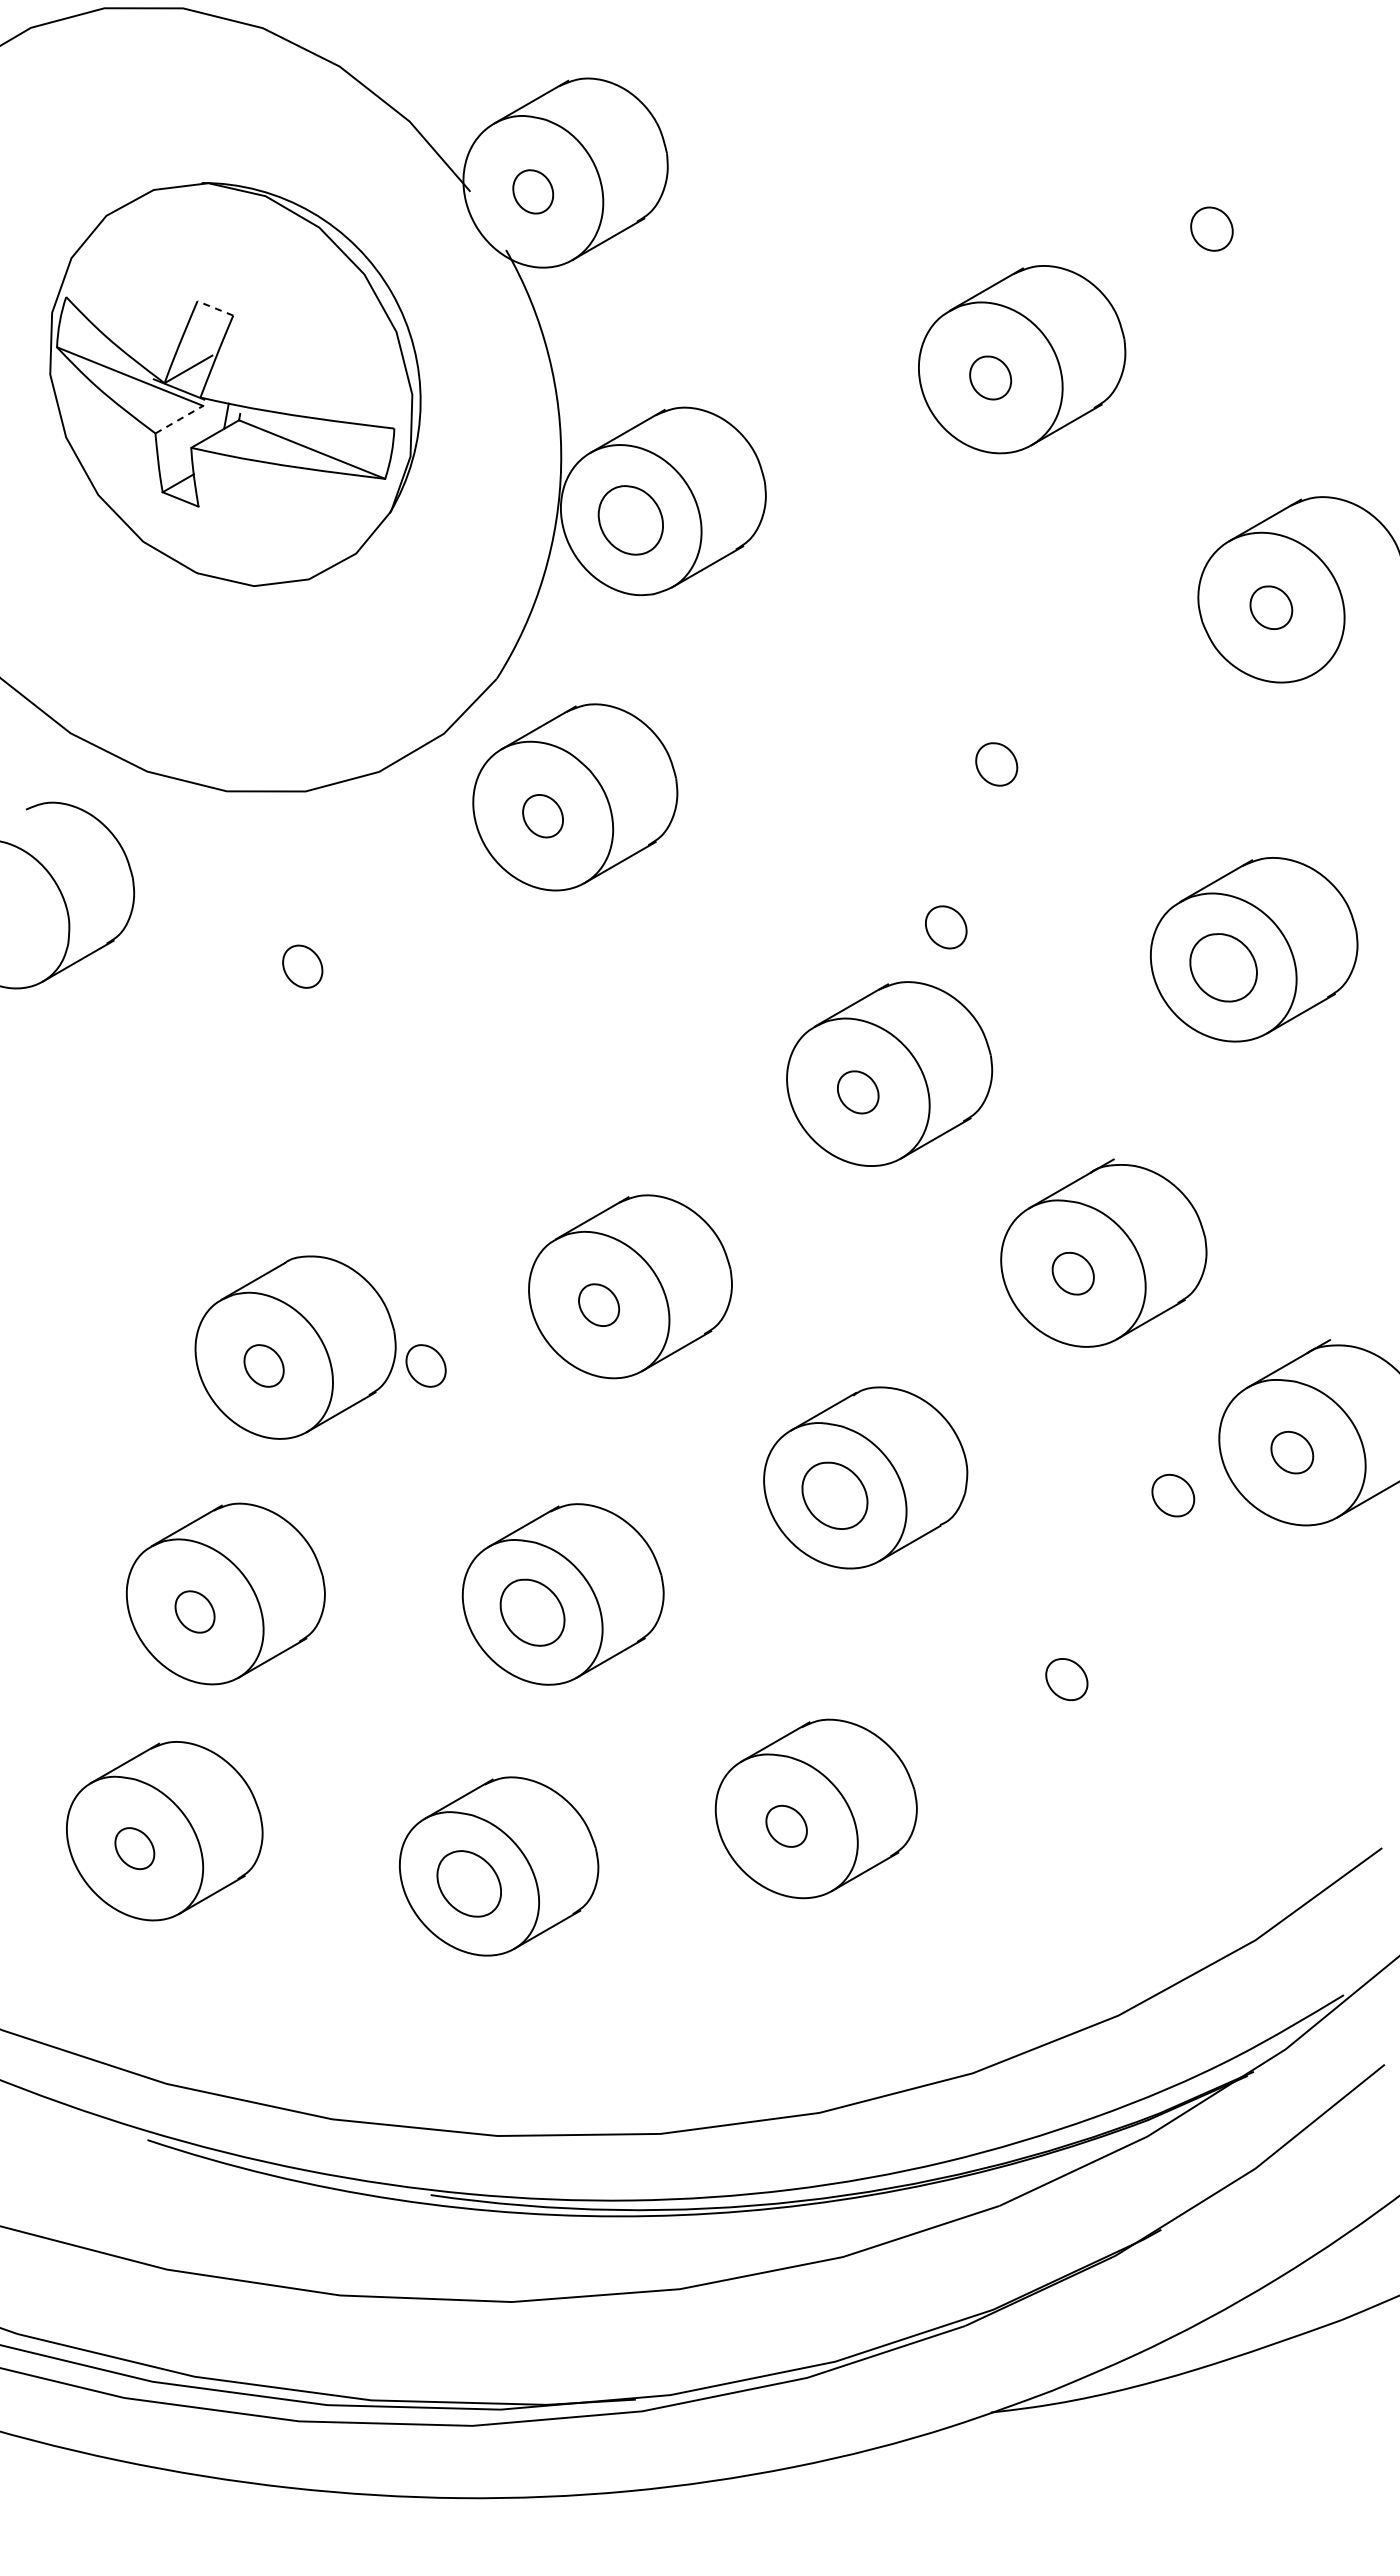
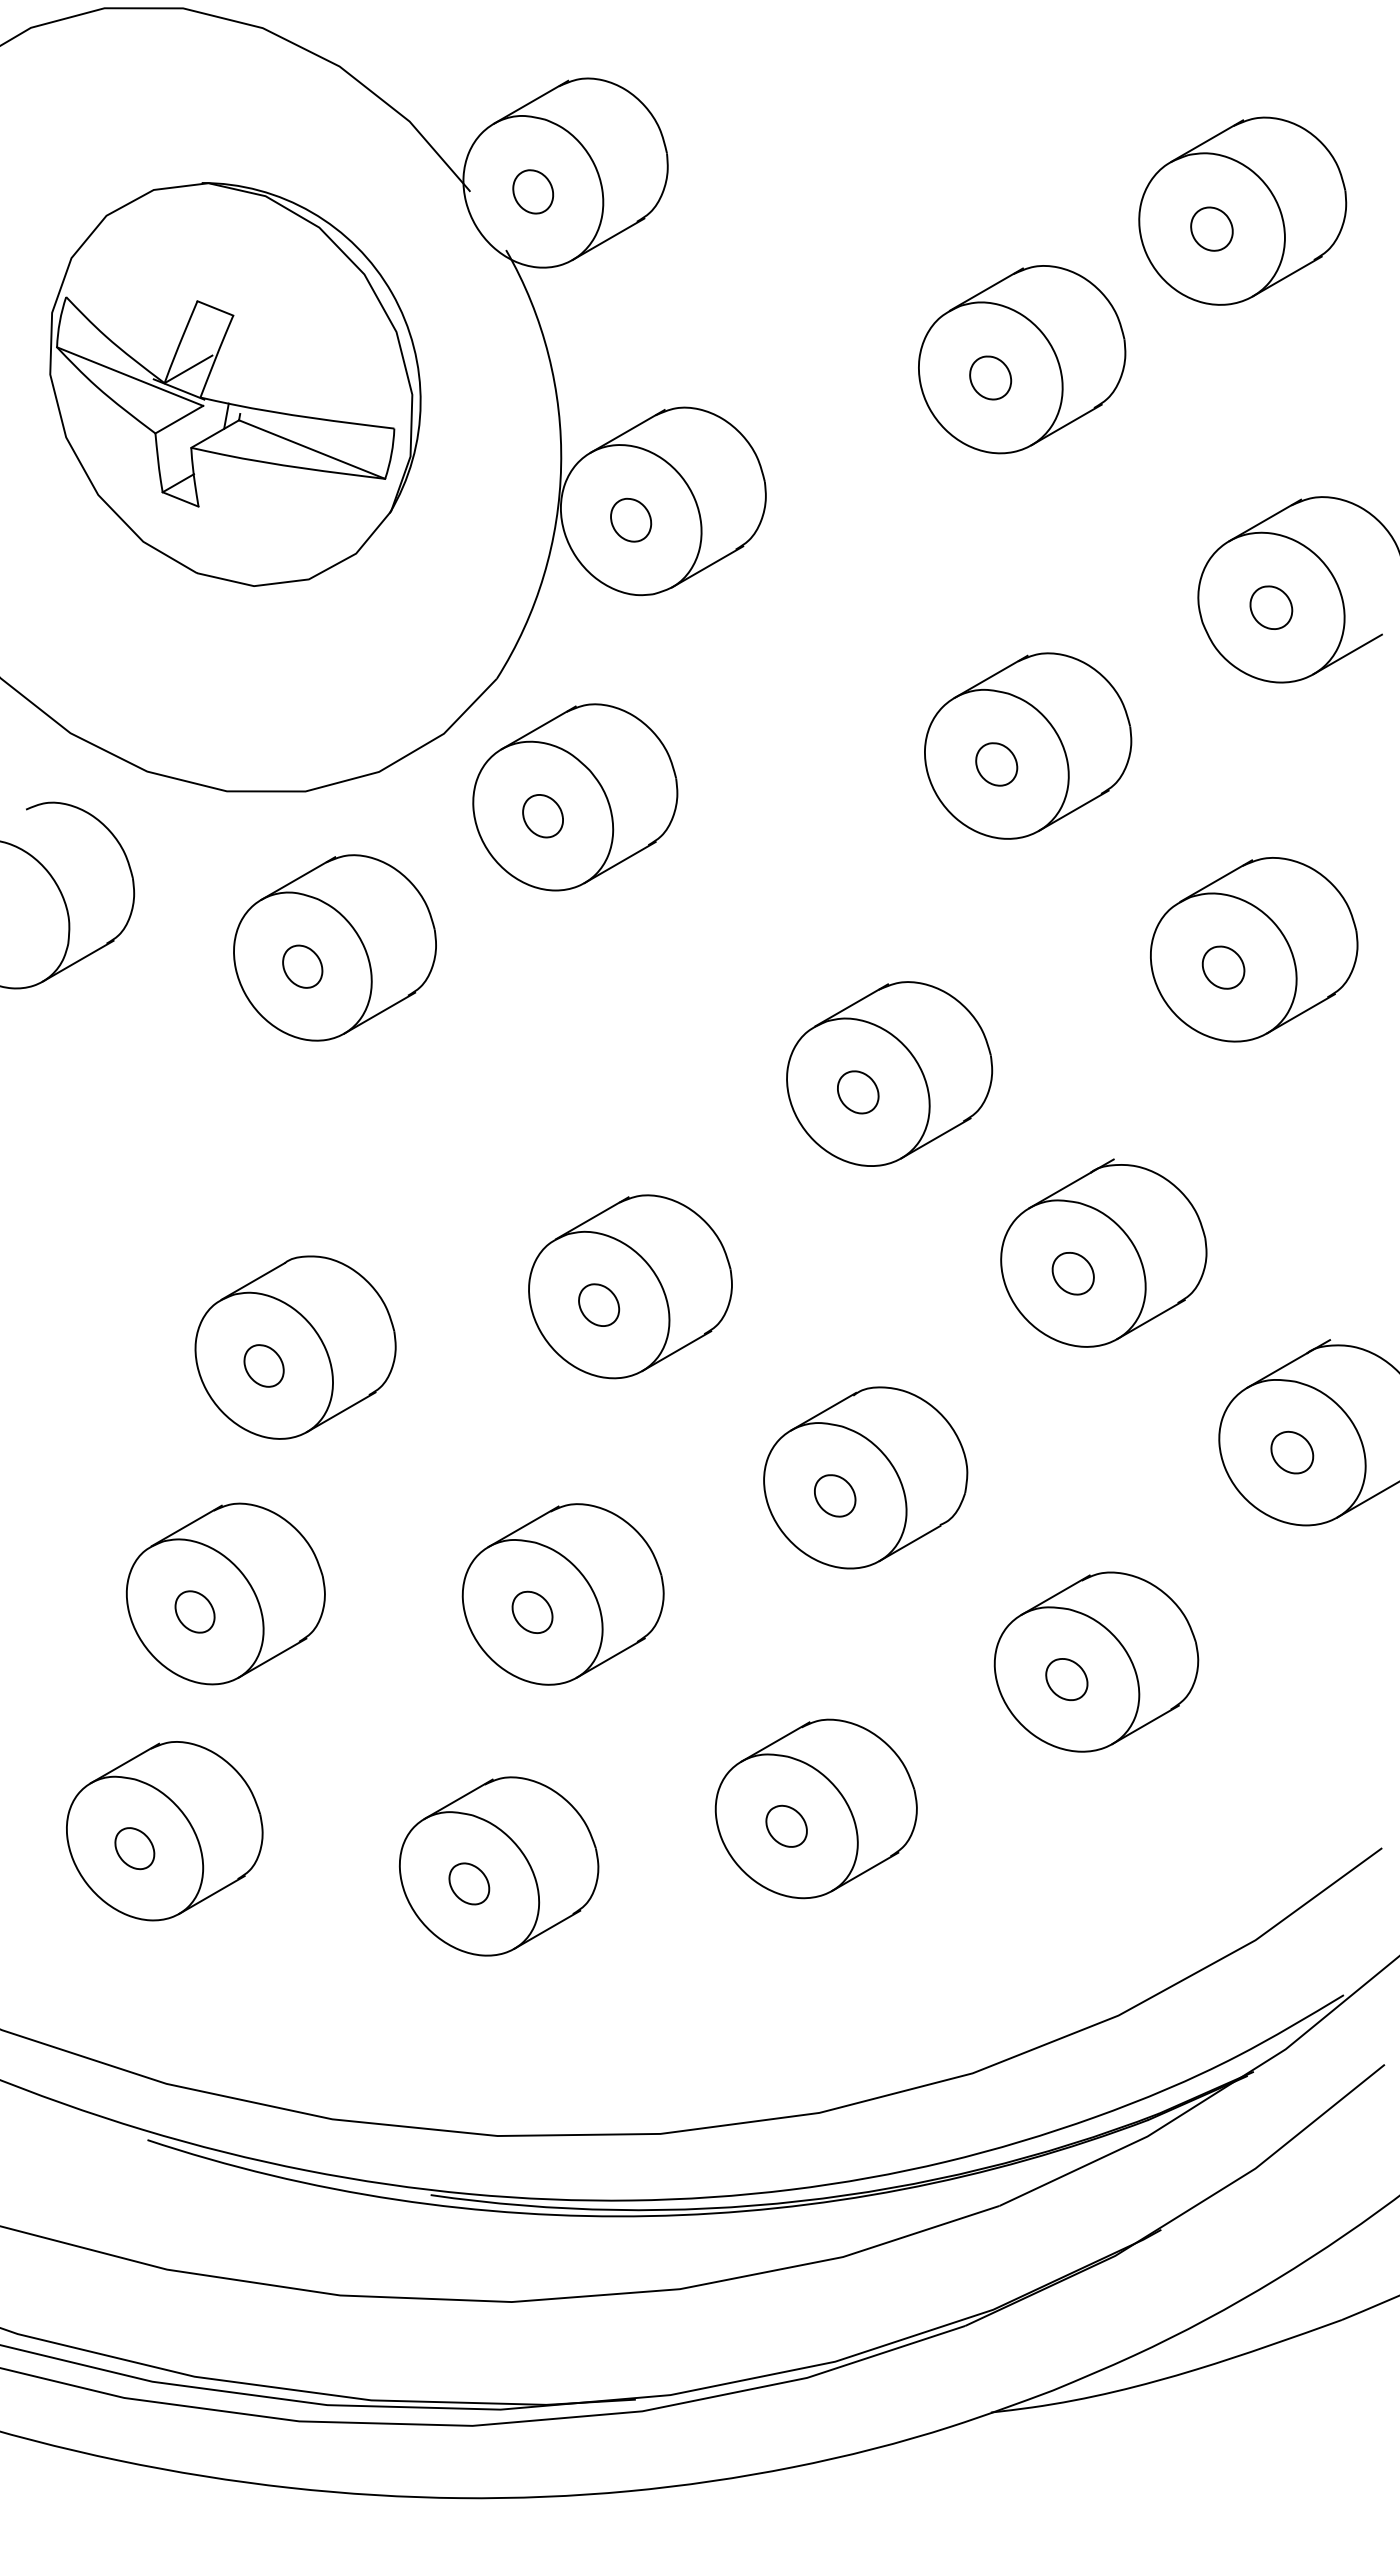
part: none -> present (1242, 210)
line: dashed -> solid (214, 308)
line: dashed -> solid (179, 419)
part size: 67x71 px -> 43x46 px (631, 519)
line: none -> present (1347, 654)
part: none -> present (1028, 745)
part: present -> none (946, 927)
part: none -> present (334, 947)
part size: 69x70 px -> 45x45 px (1223, 967)
part: present -> none (425, 1365)
part size: 68x69 px -> 43x44 px (835, 1495)
part: present -> none (1173, 1495)
part size: 67x69 px -> 43x44 px (532, 1611)
part: none -> present (1096, 1661)
part size: 66x68 px -> 43x44 px (469, 1883)
